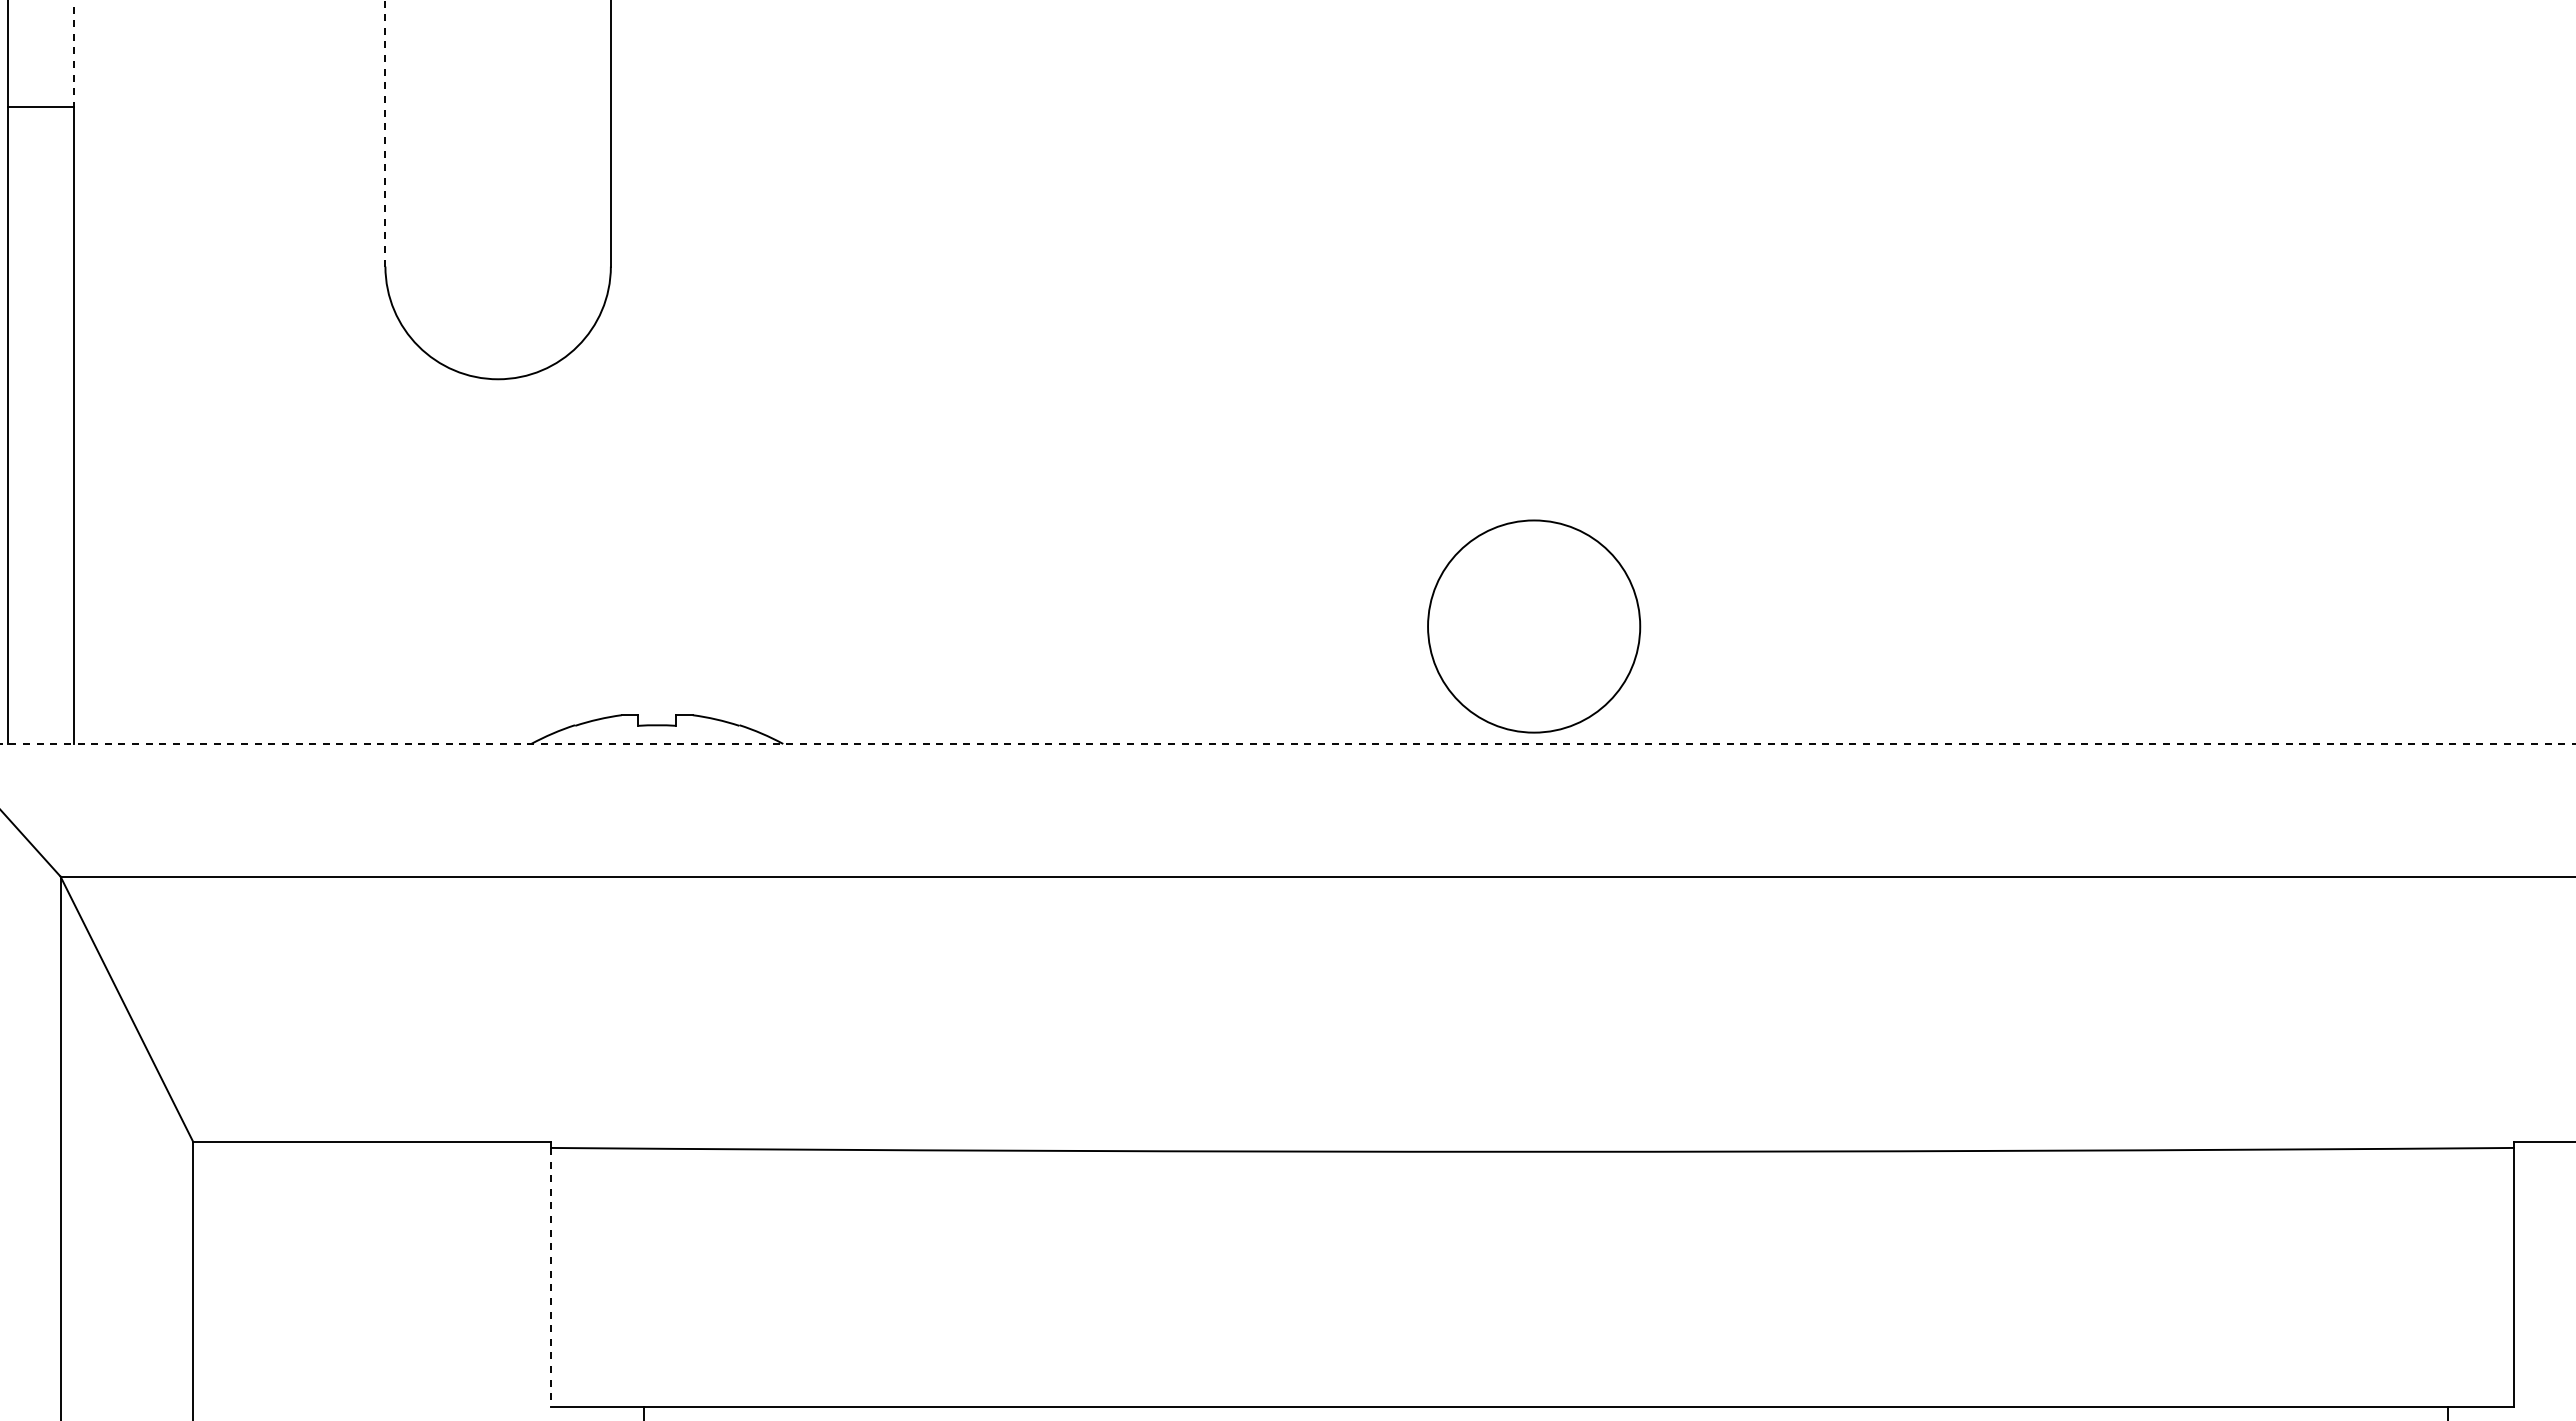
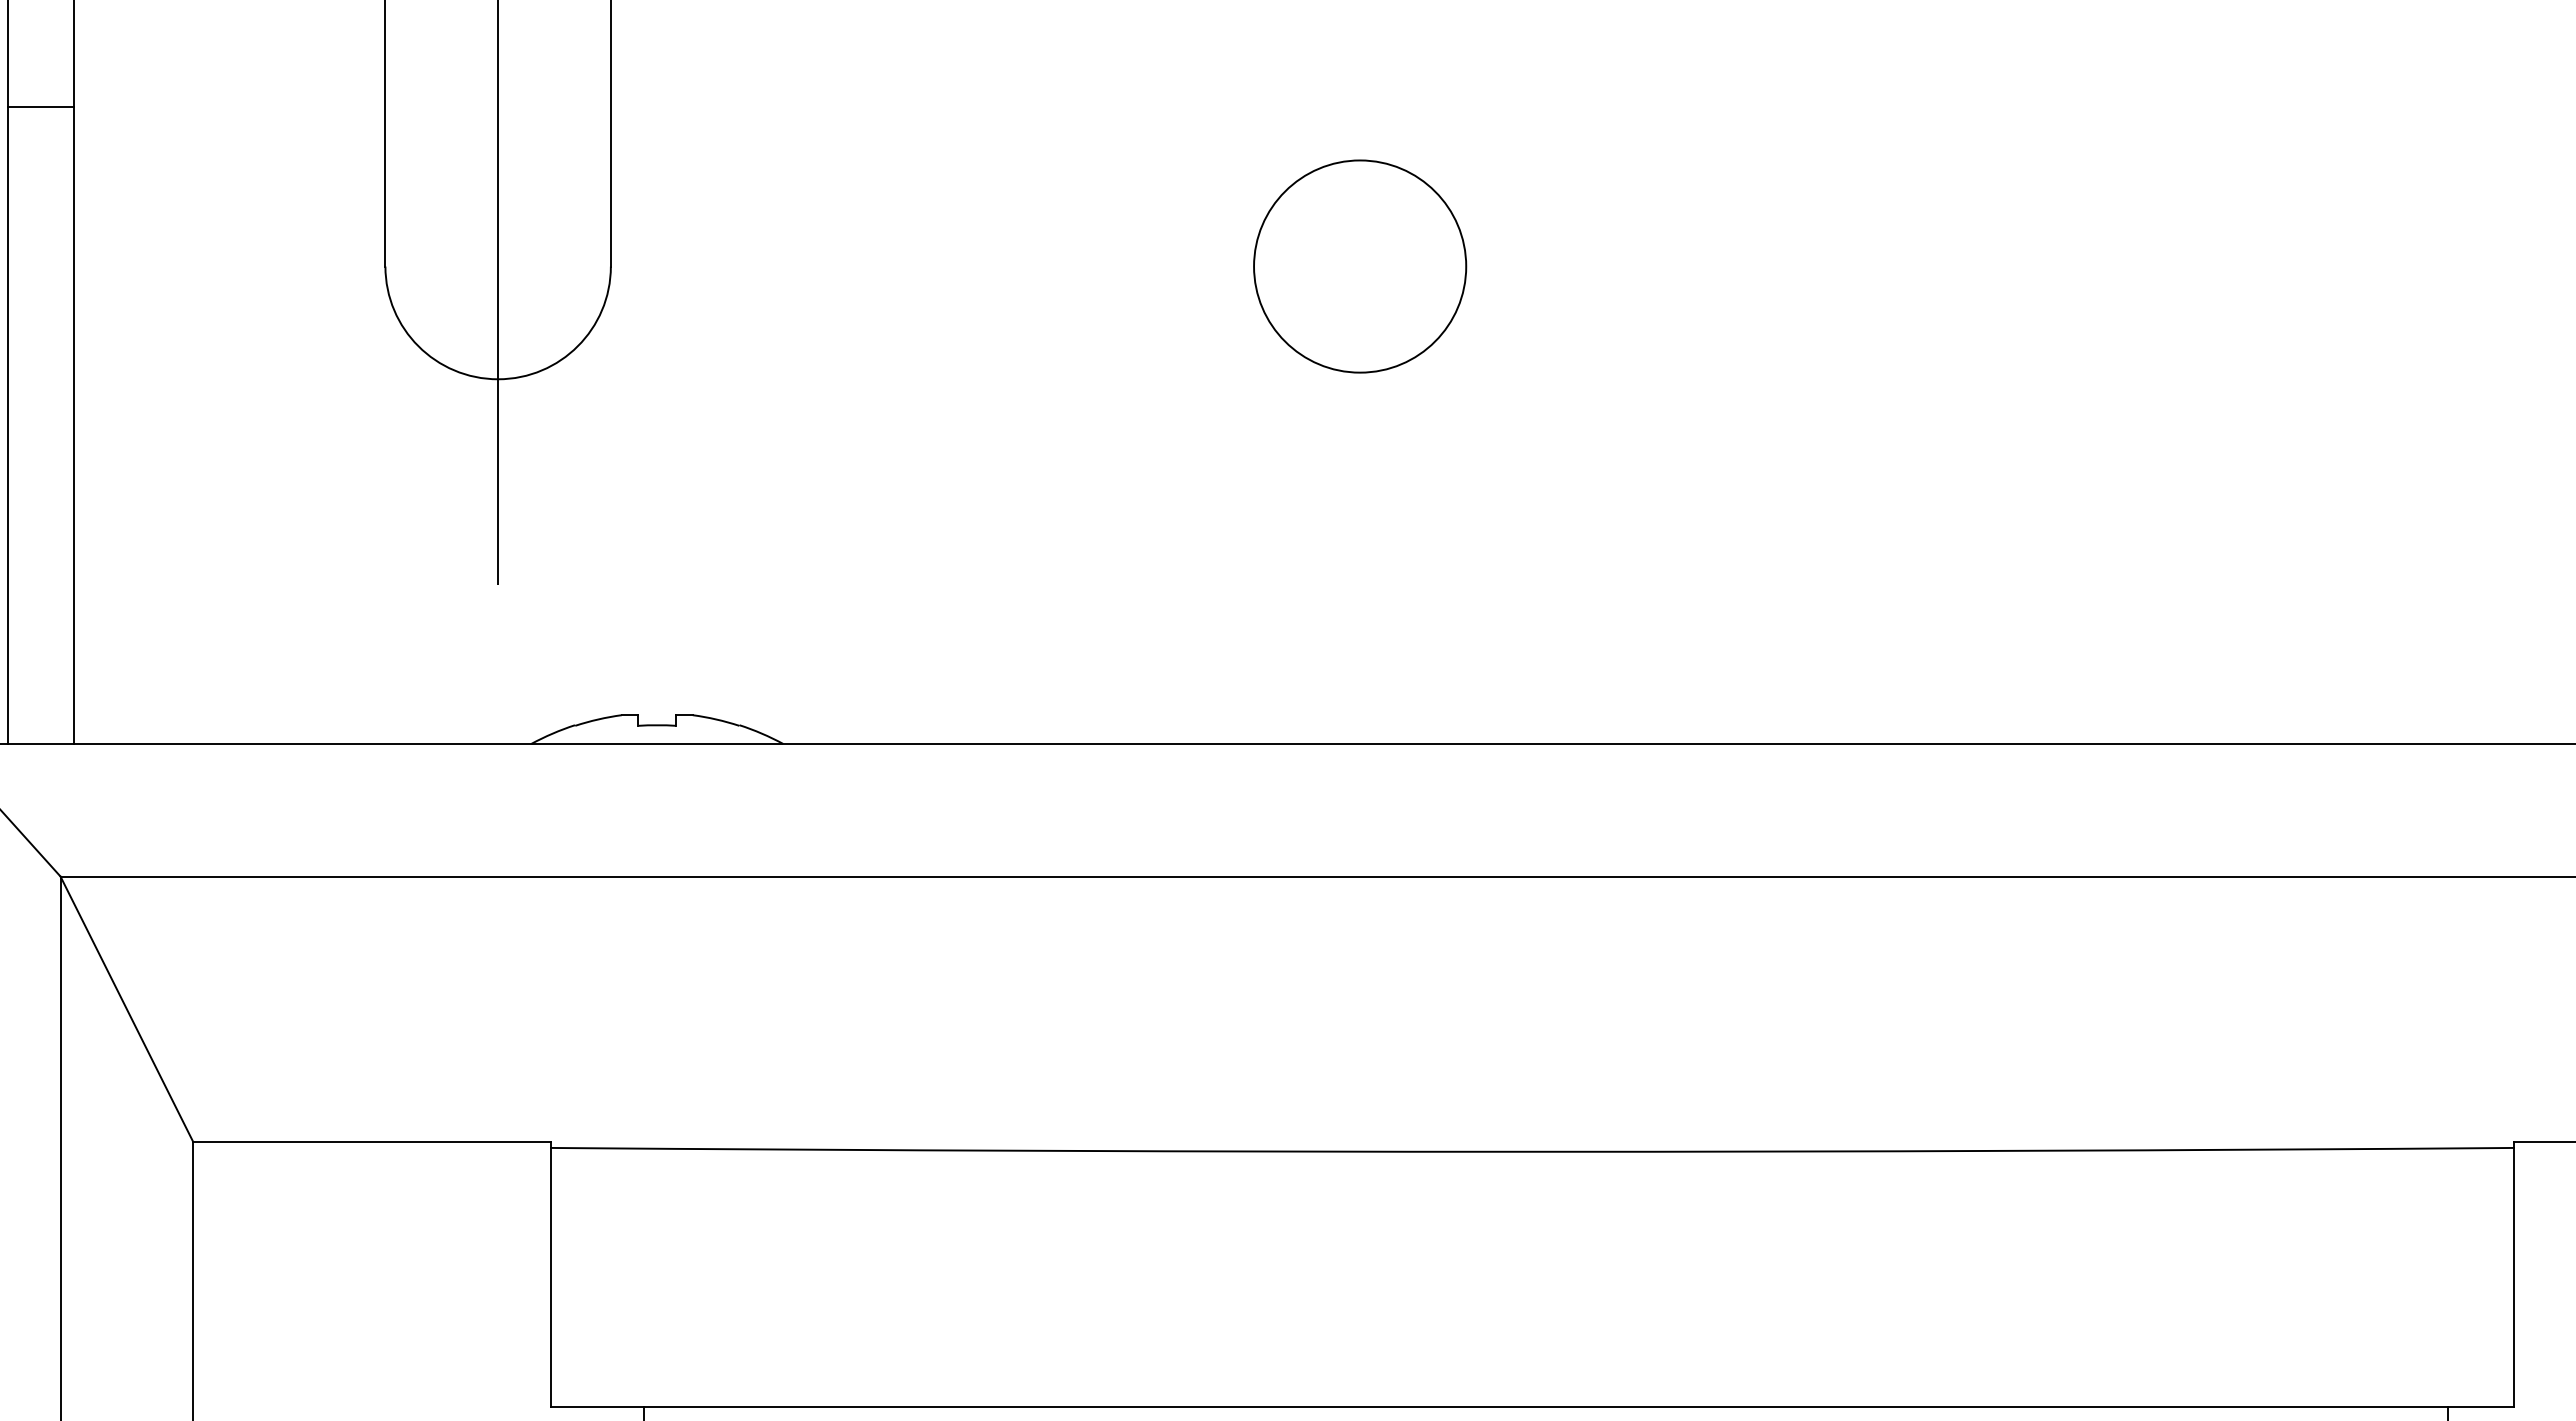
line: dashed -> solid (73, 54)
line: dashed -> solid (385, 133)
line: none -> present (498, 293)
circle position: (1534, 626) -> (1360, 266) (1360, 266)
line: dashed -> solid (1288, 743)
line: dashed -> solid (551, 1277)
